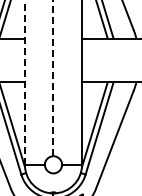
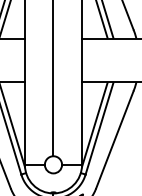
line: dashed -> solid (53, 78)
line: dashed -> solid (24, 81)
